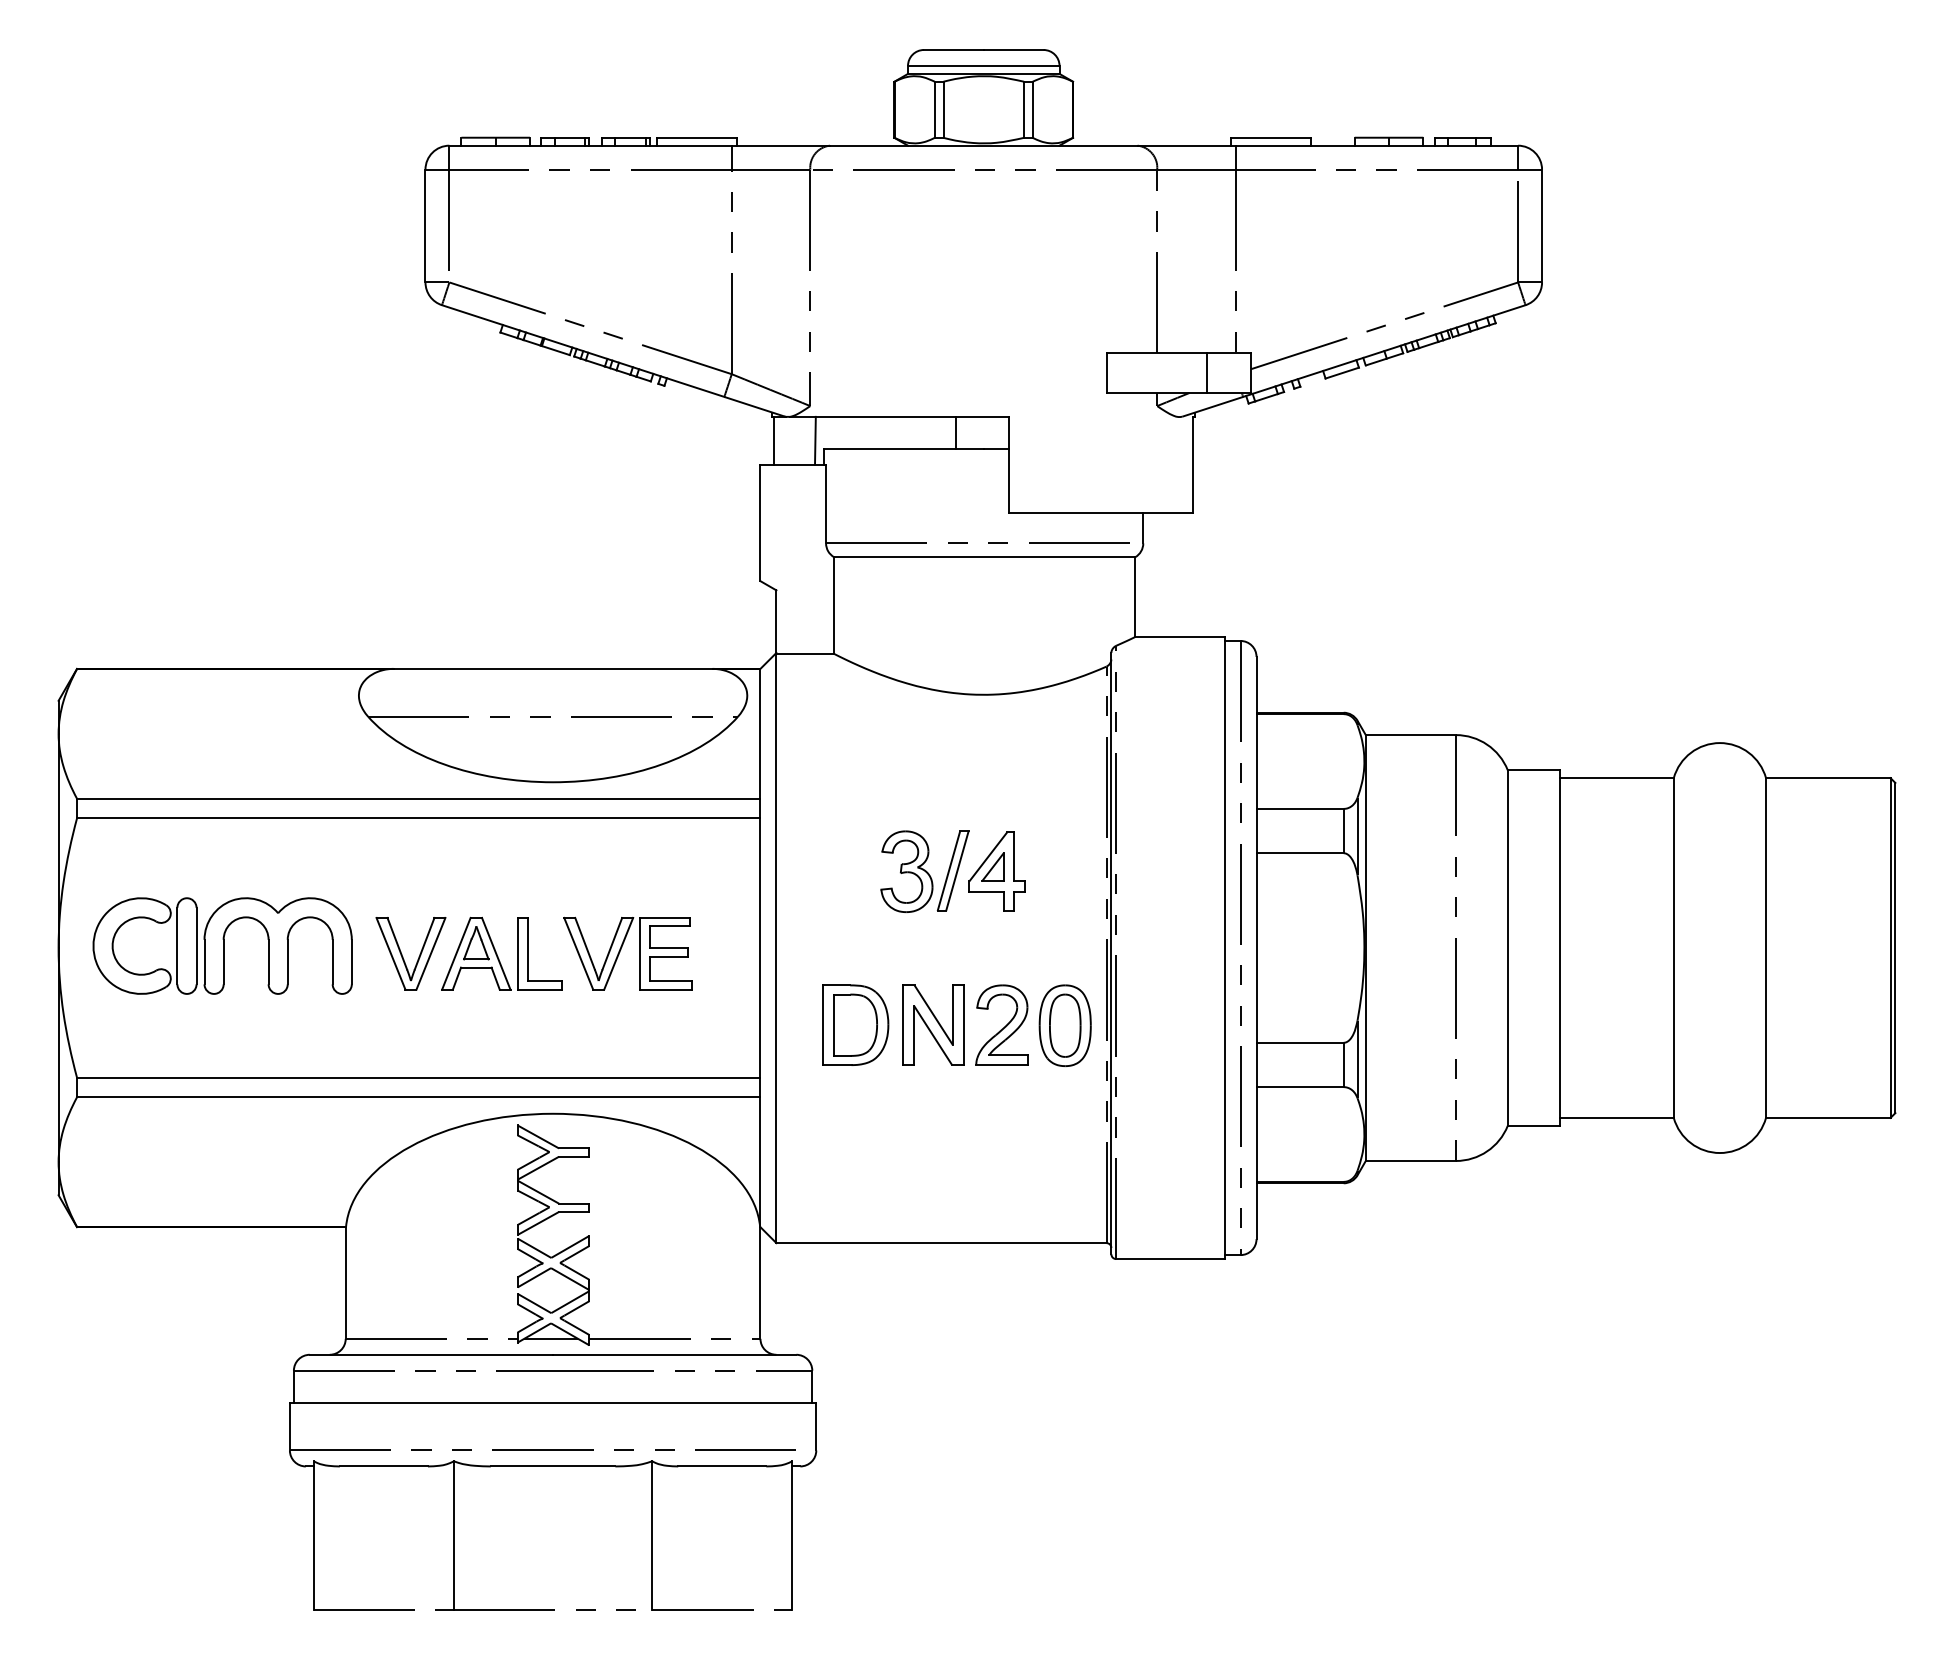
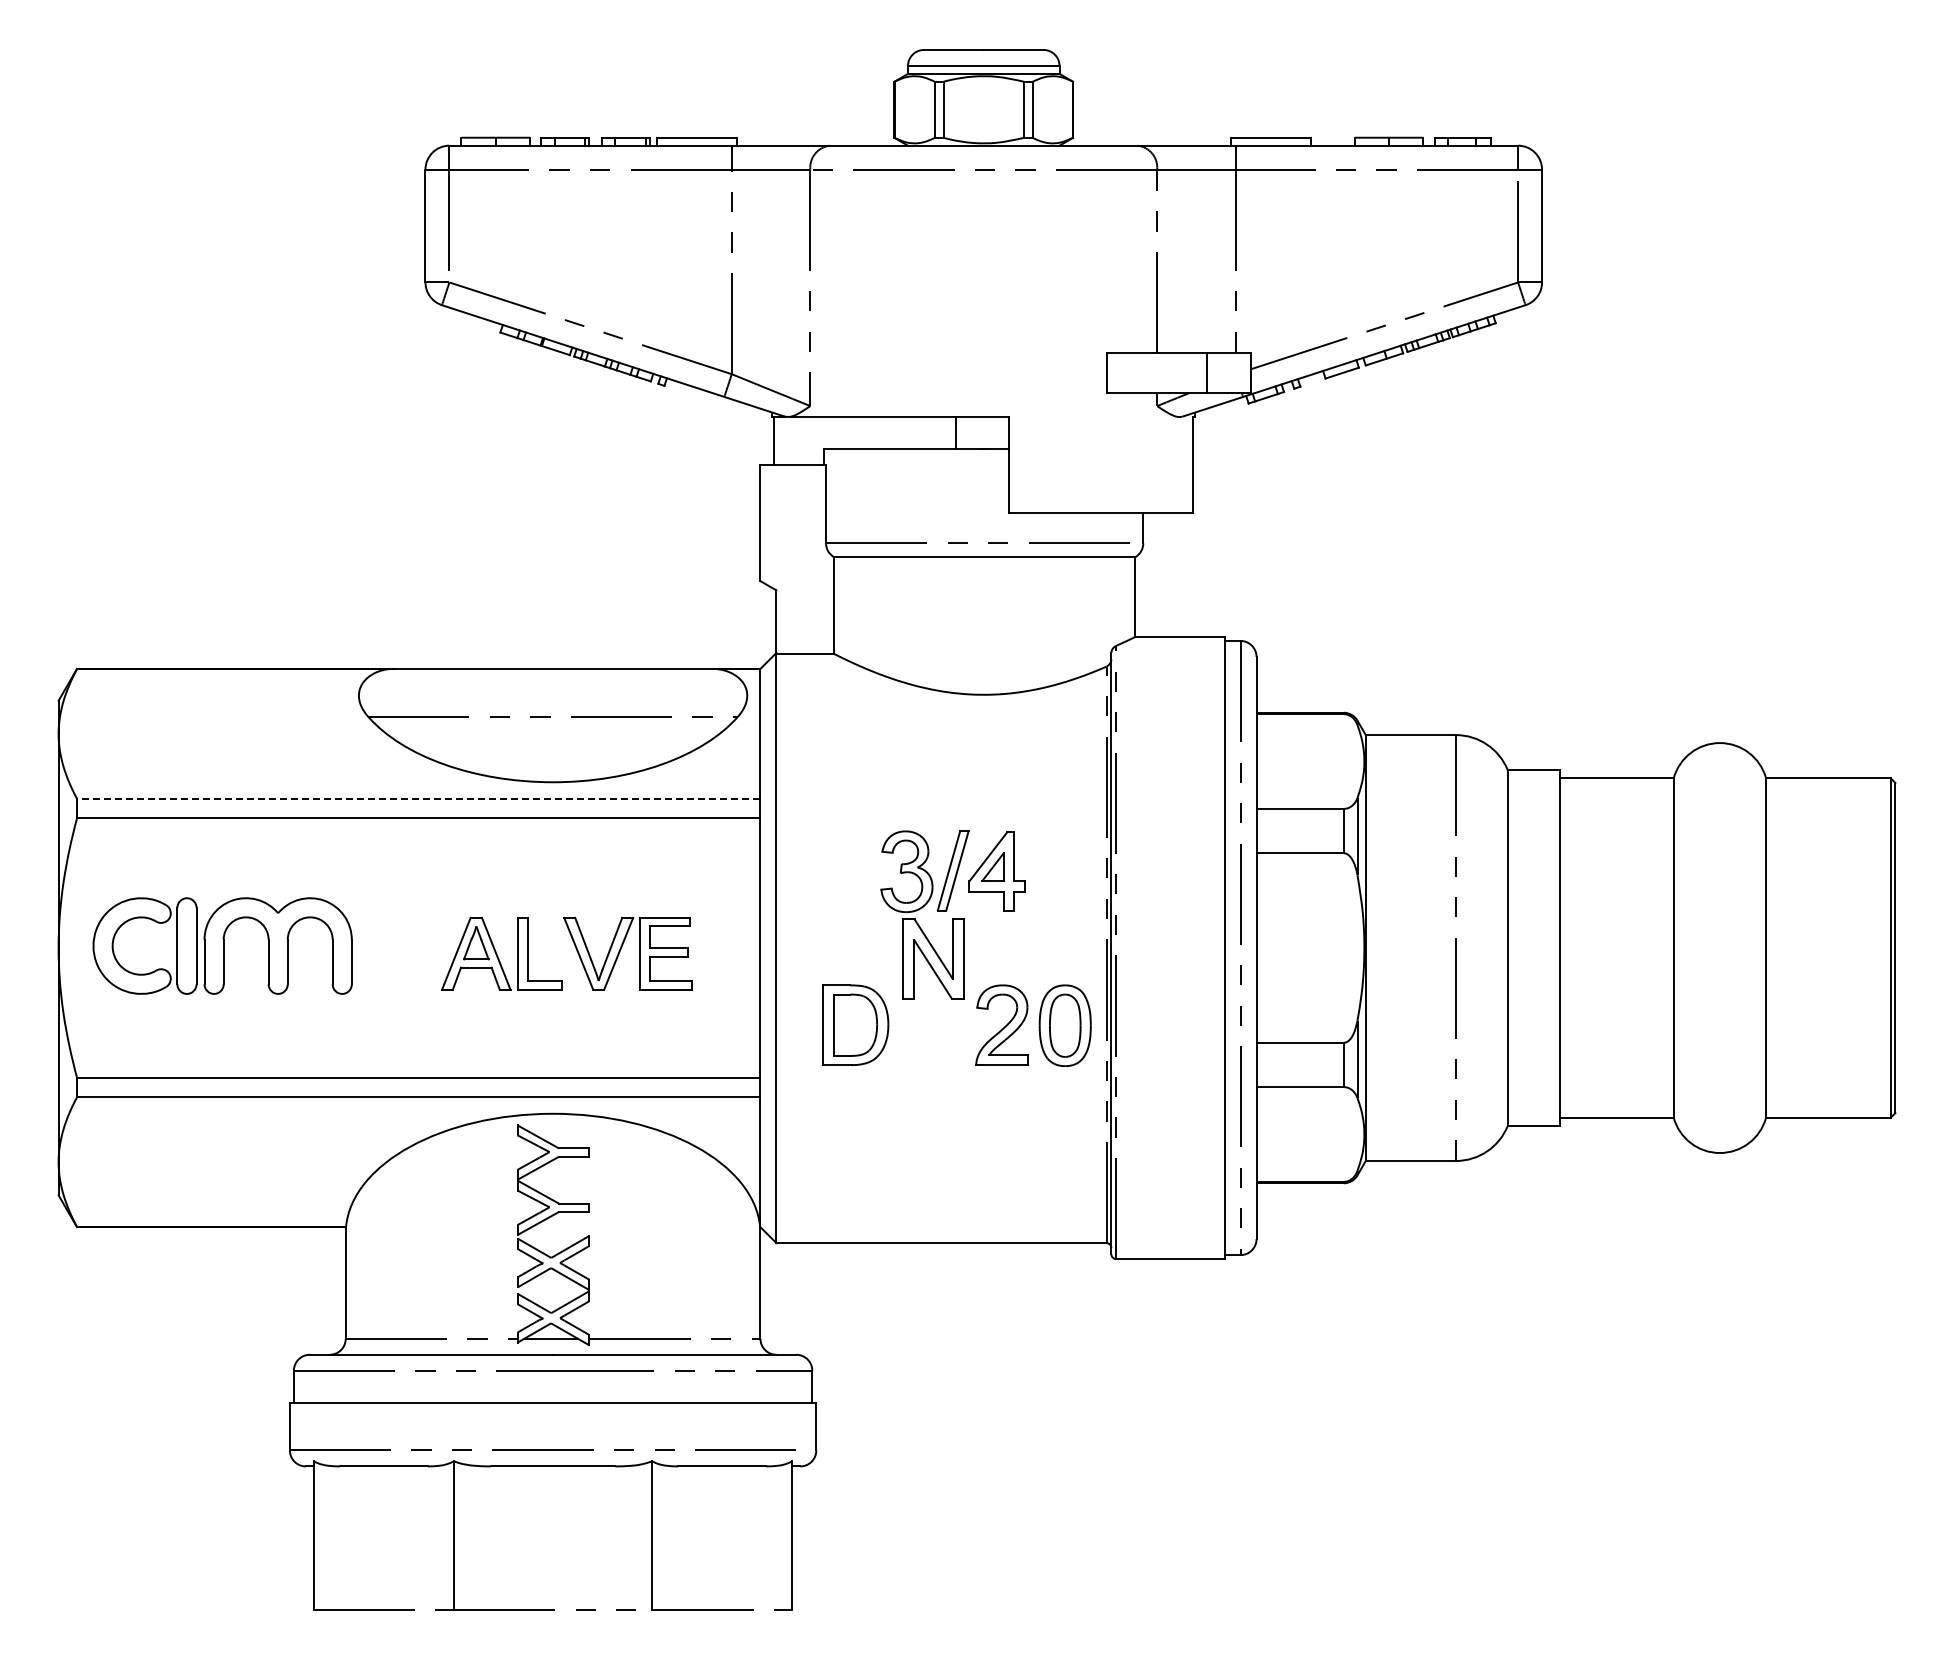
line: present -> none (815, 440)
line: solid -> dashed (418, 798)
part: present -> none (403, 956)
part position: (933, 1024) -> (933, 958) (933, 958)
